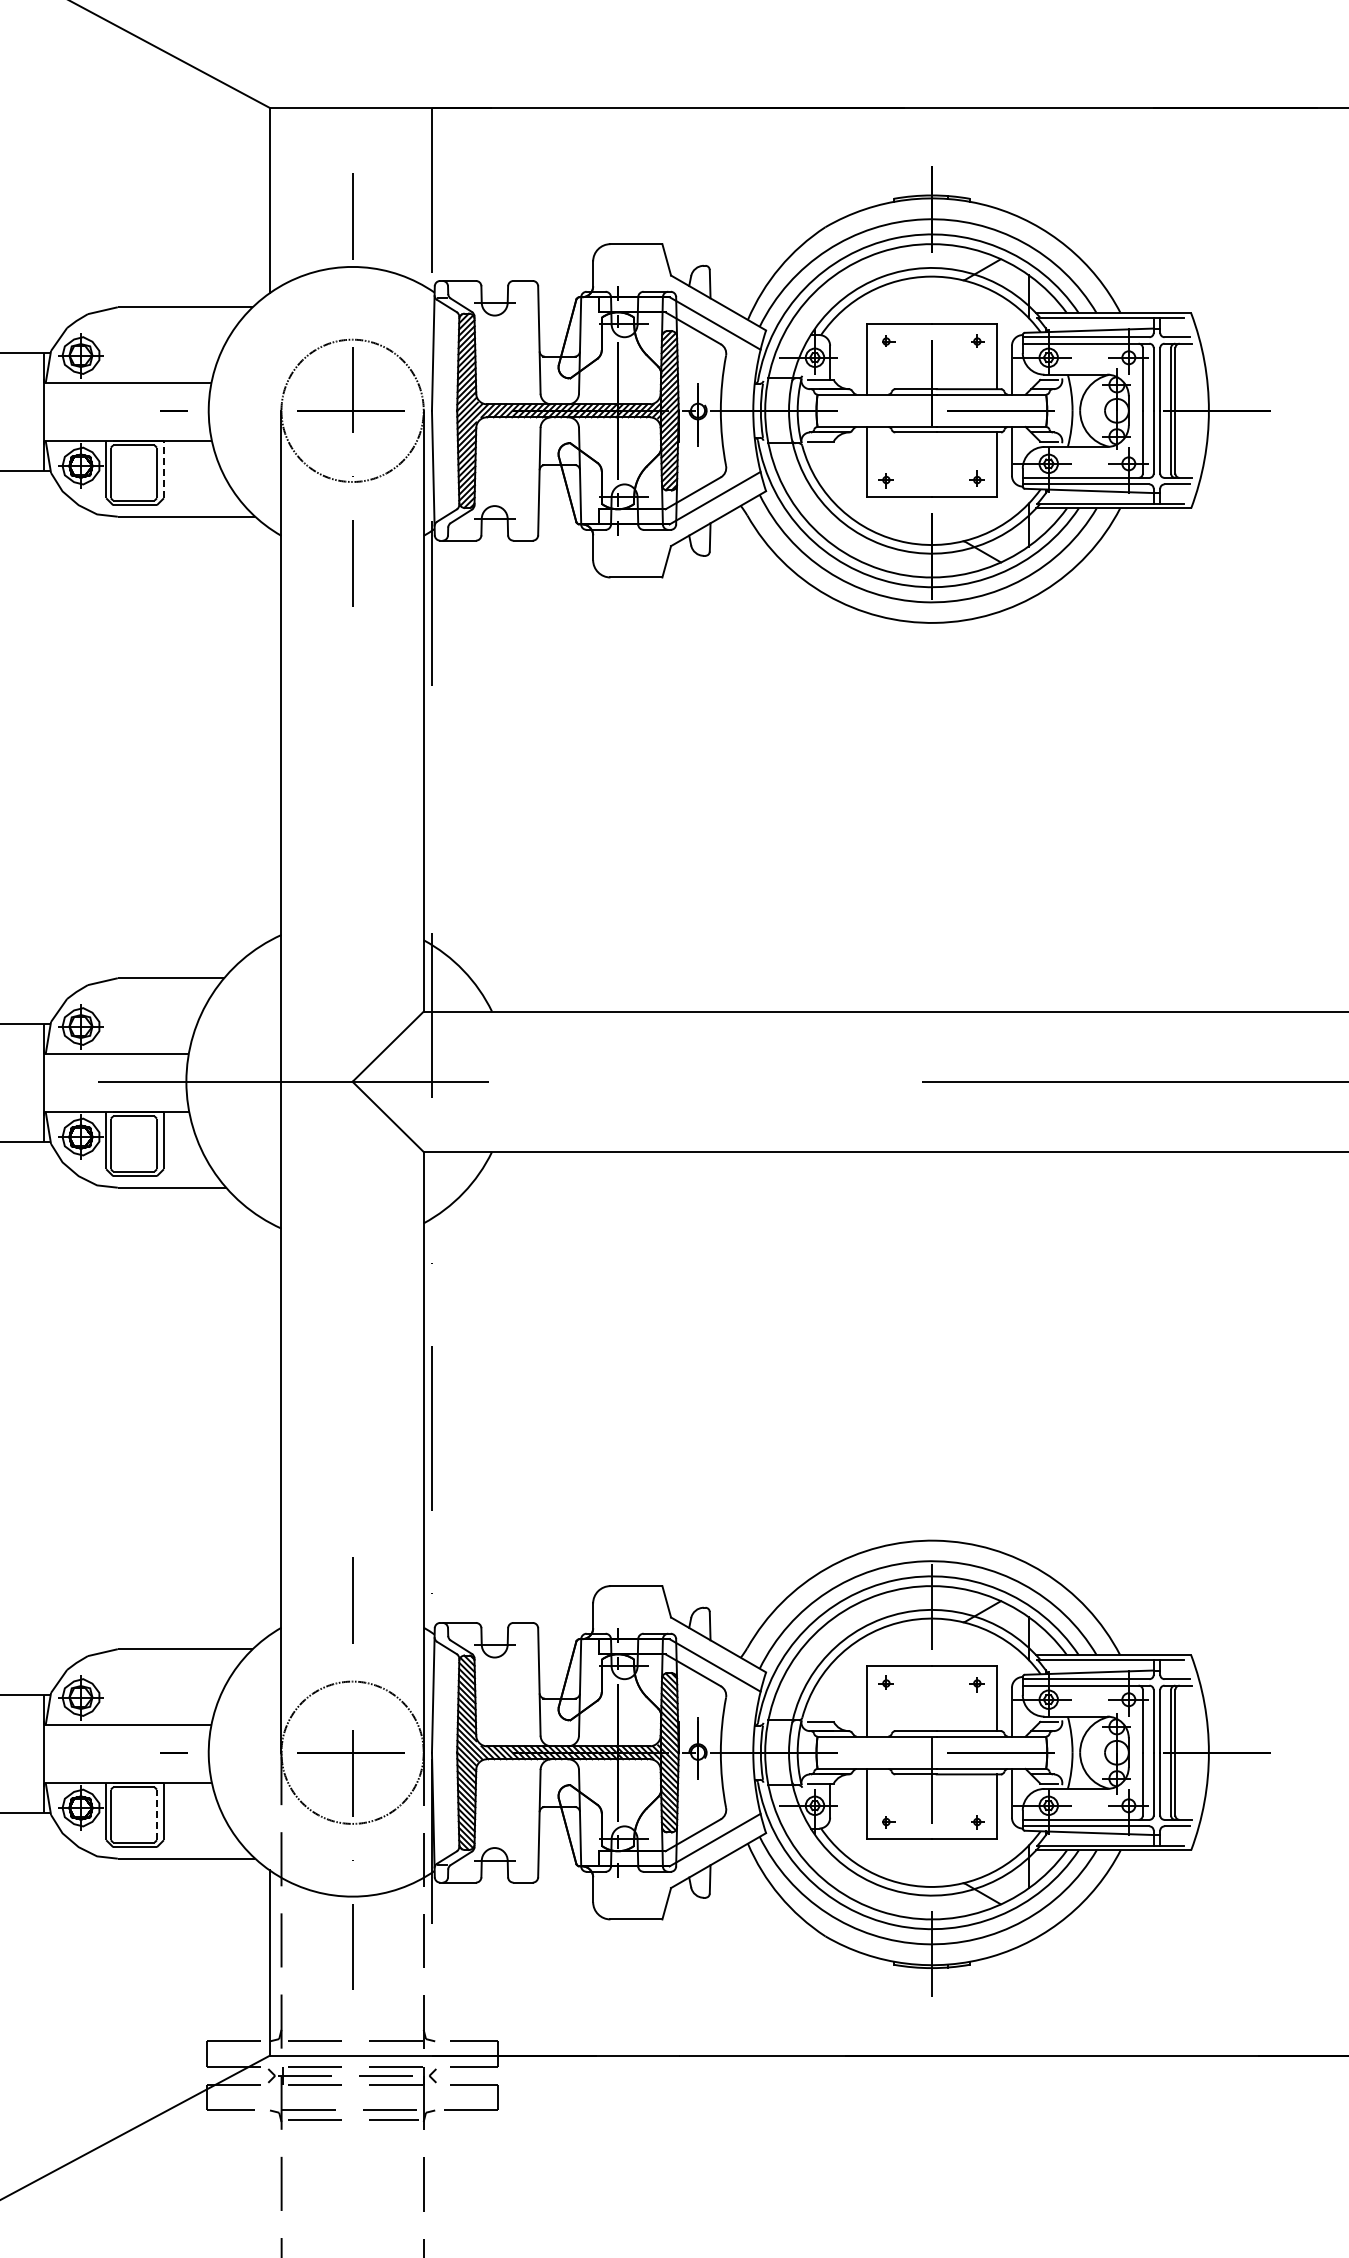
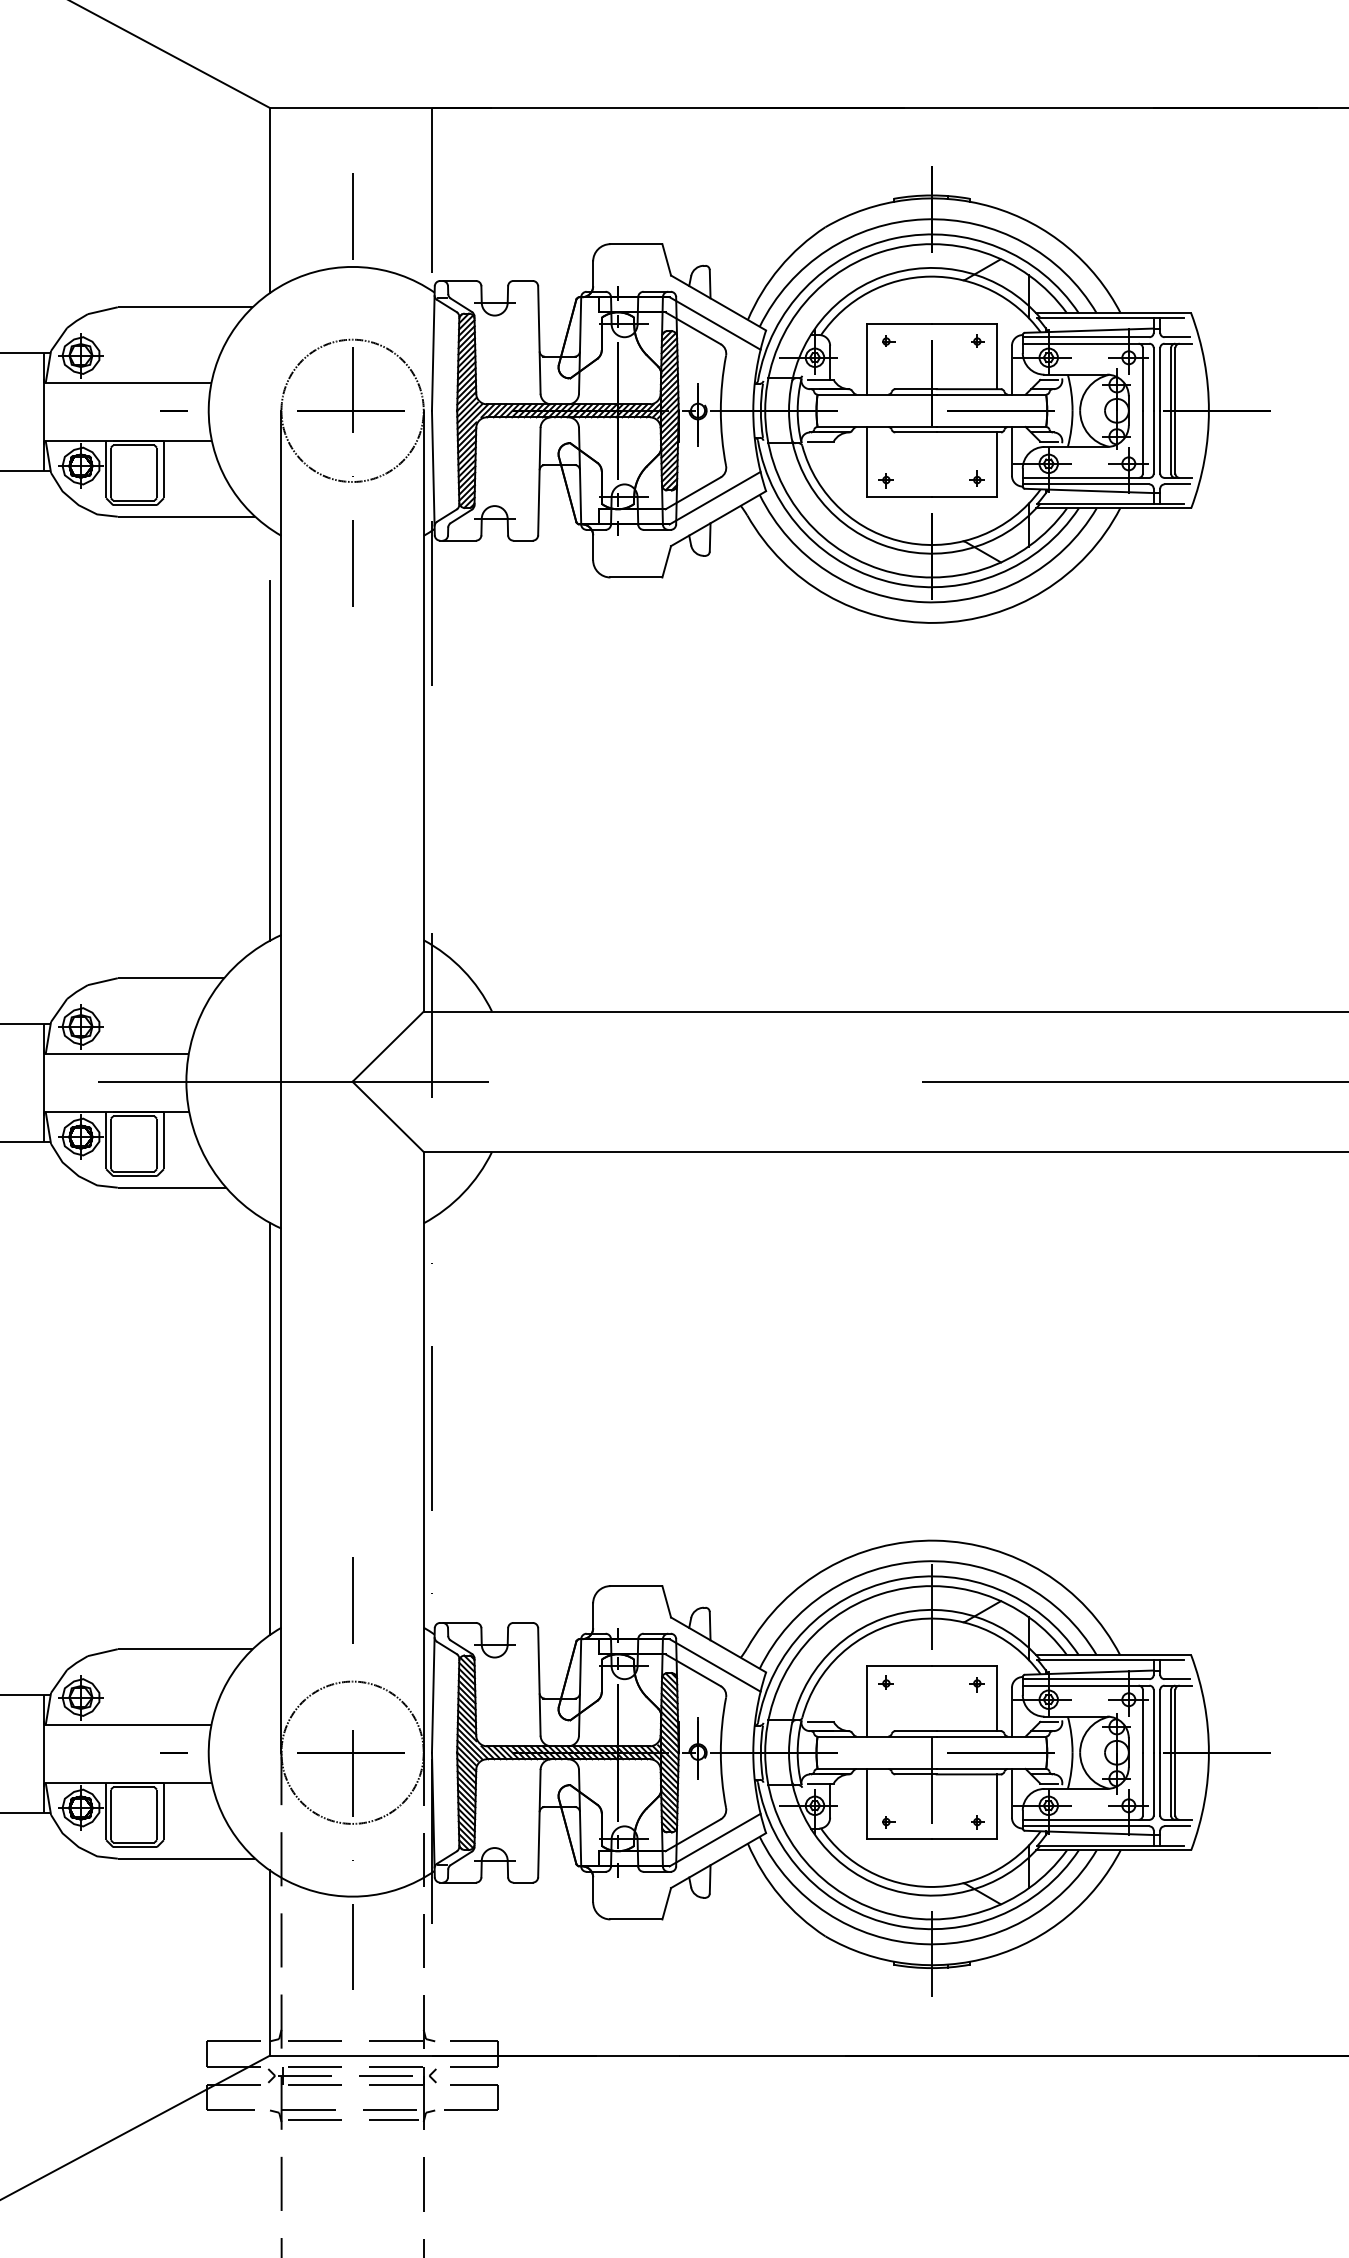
line: dashed -> solid (163, 469)
line: none -> present (269, 760)
line: none -> present (269, 1428)
line: dashed -> solid (156, 1814)
